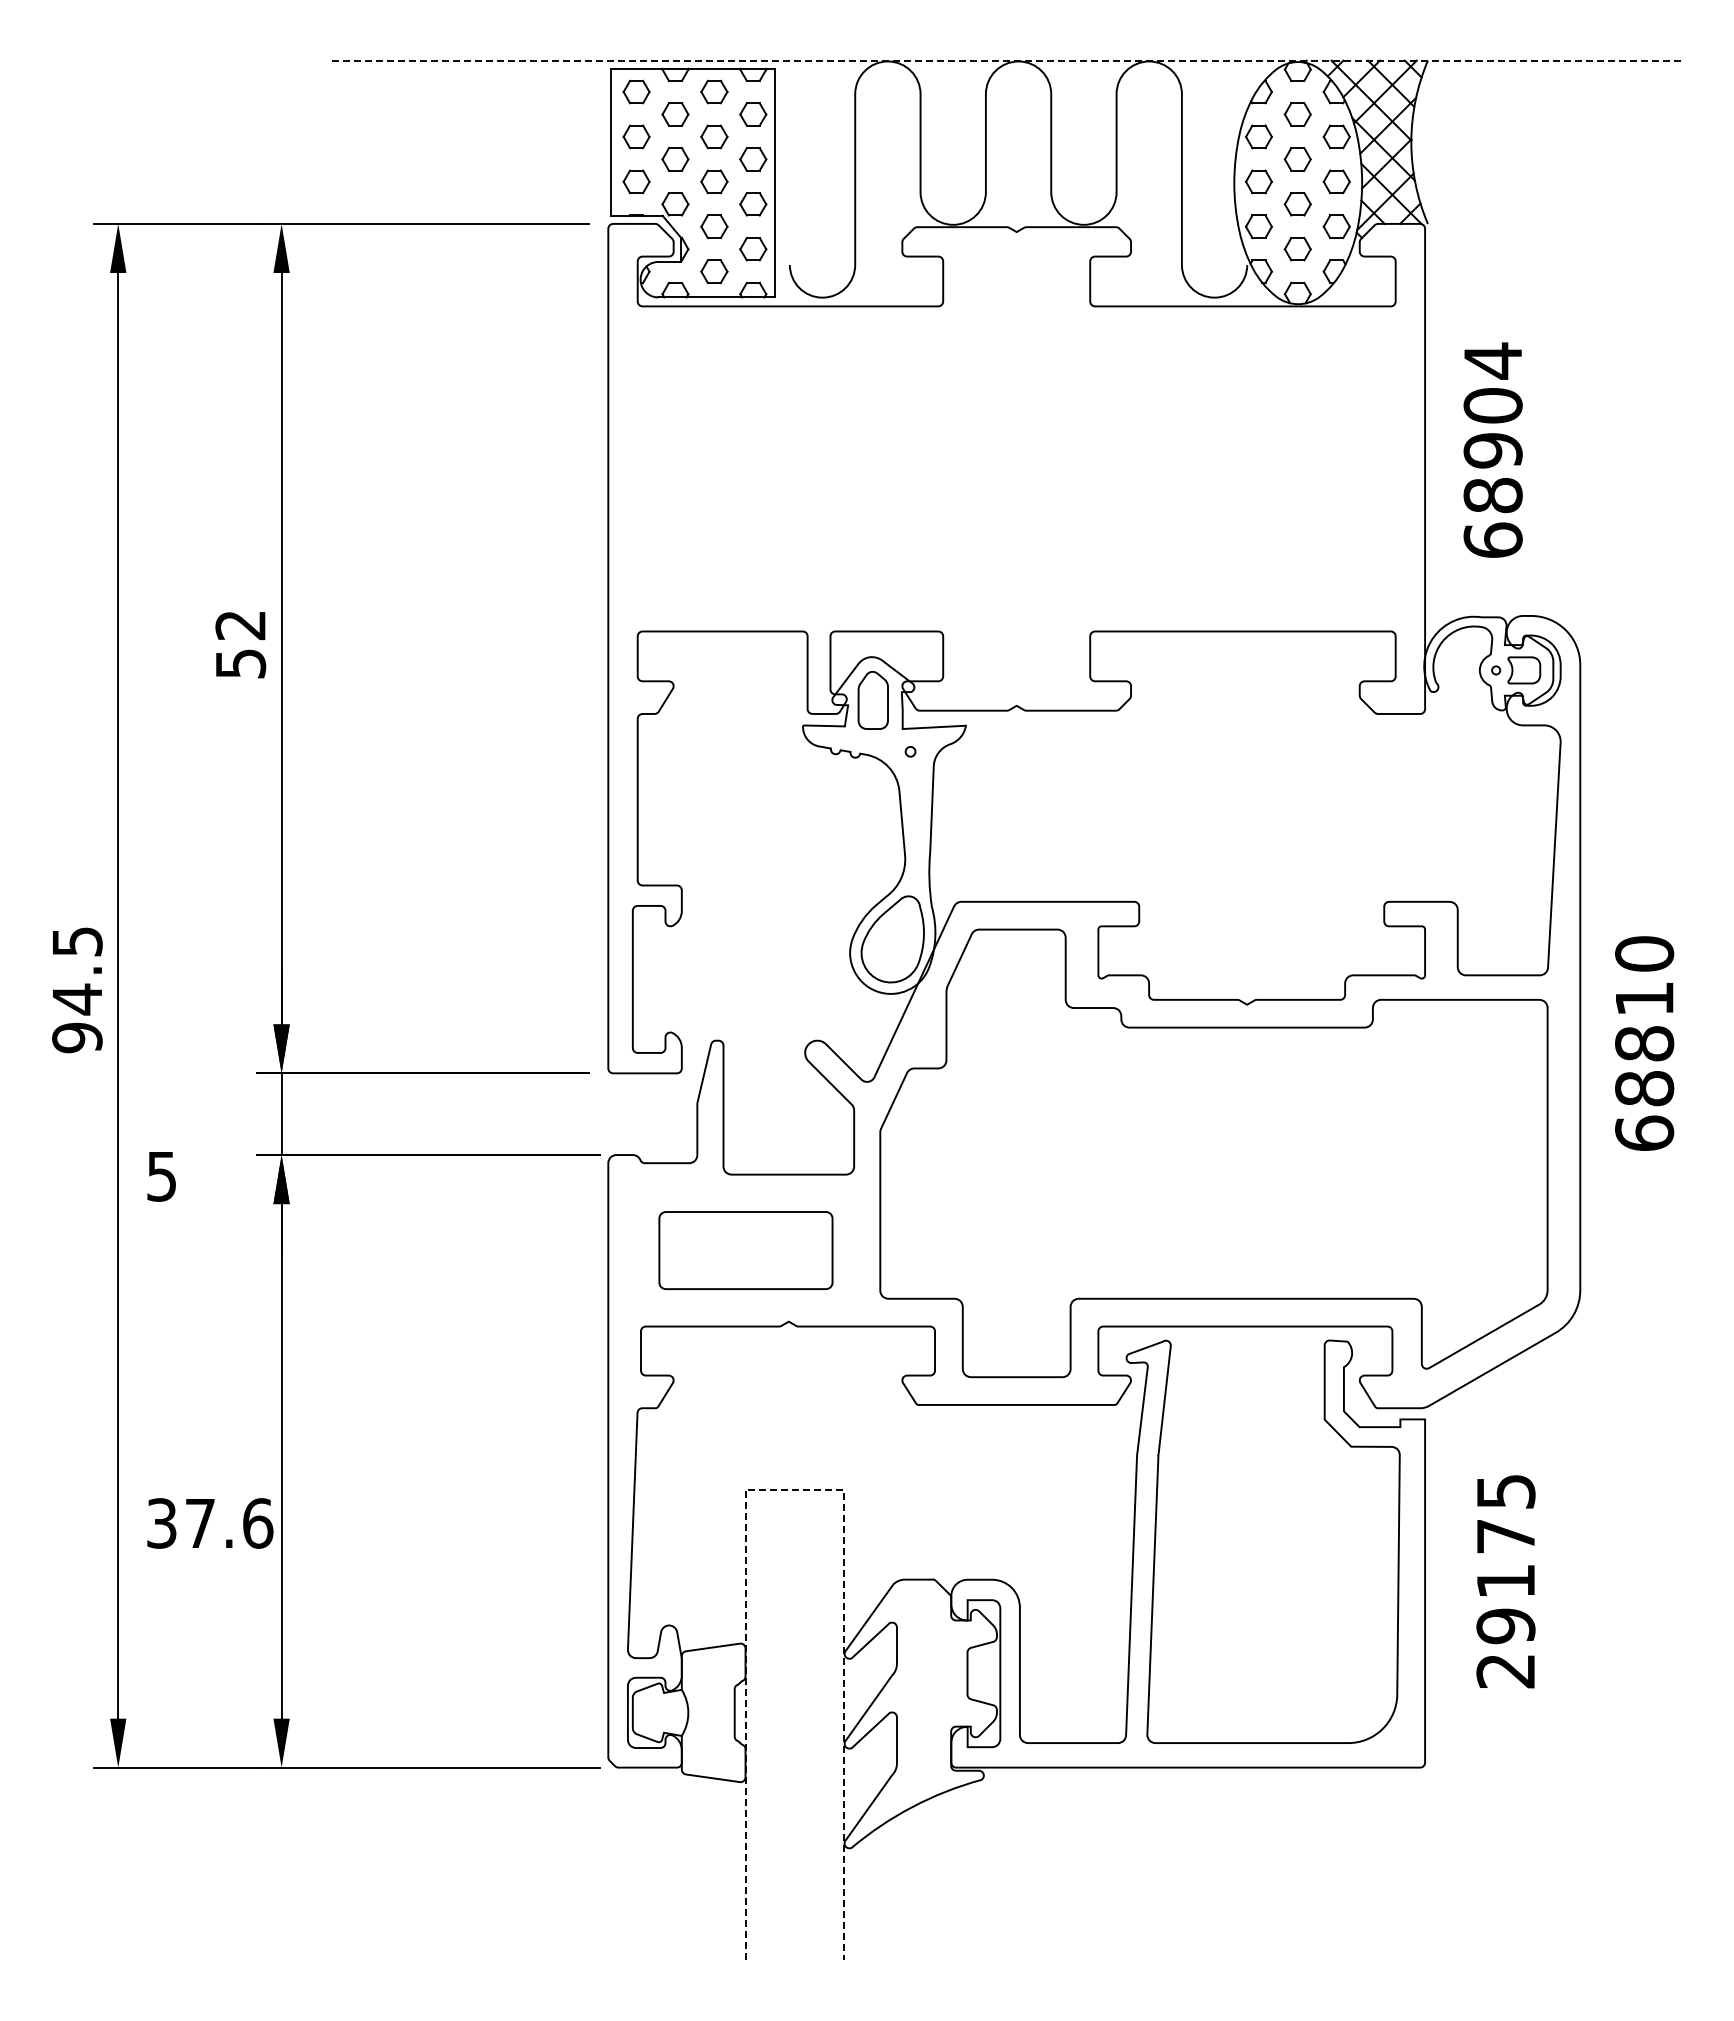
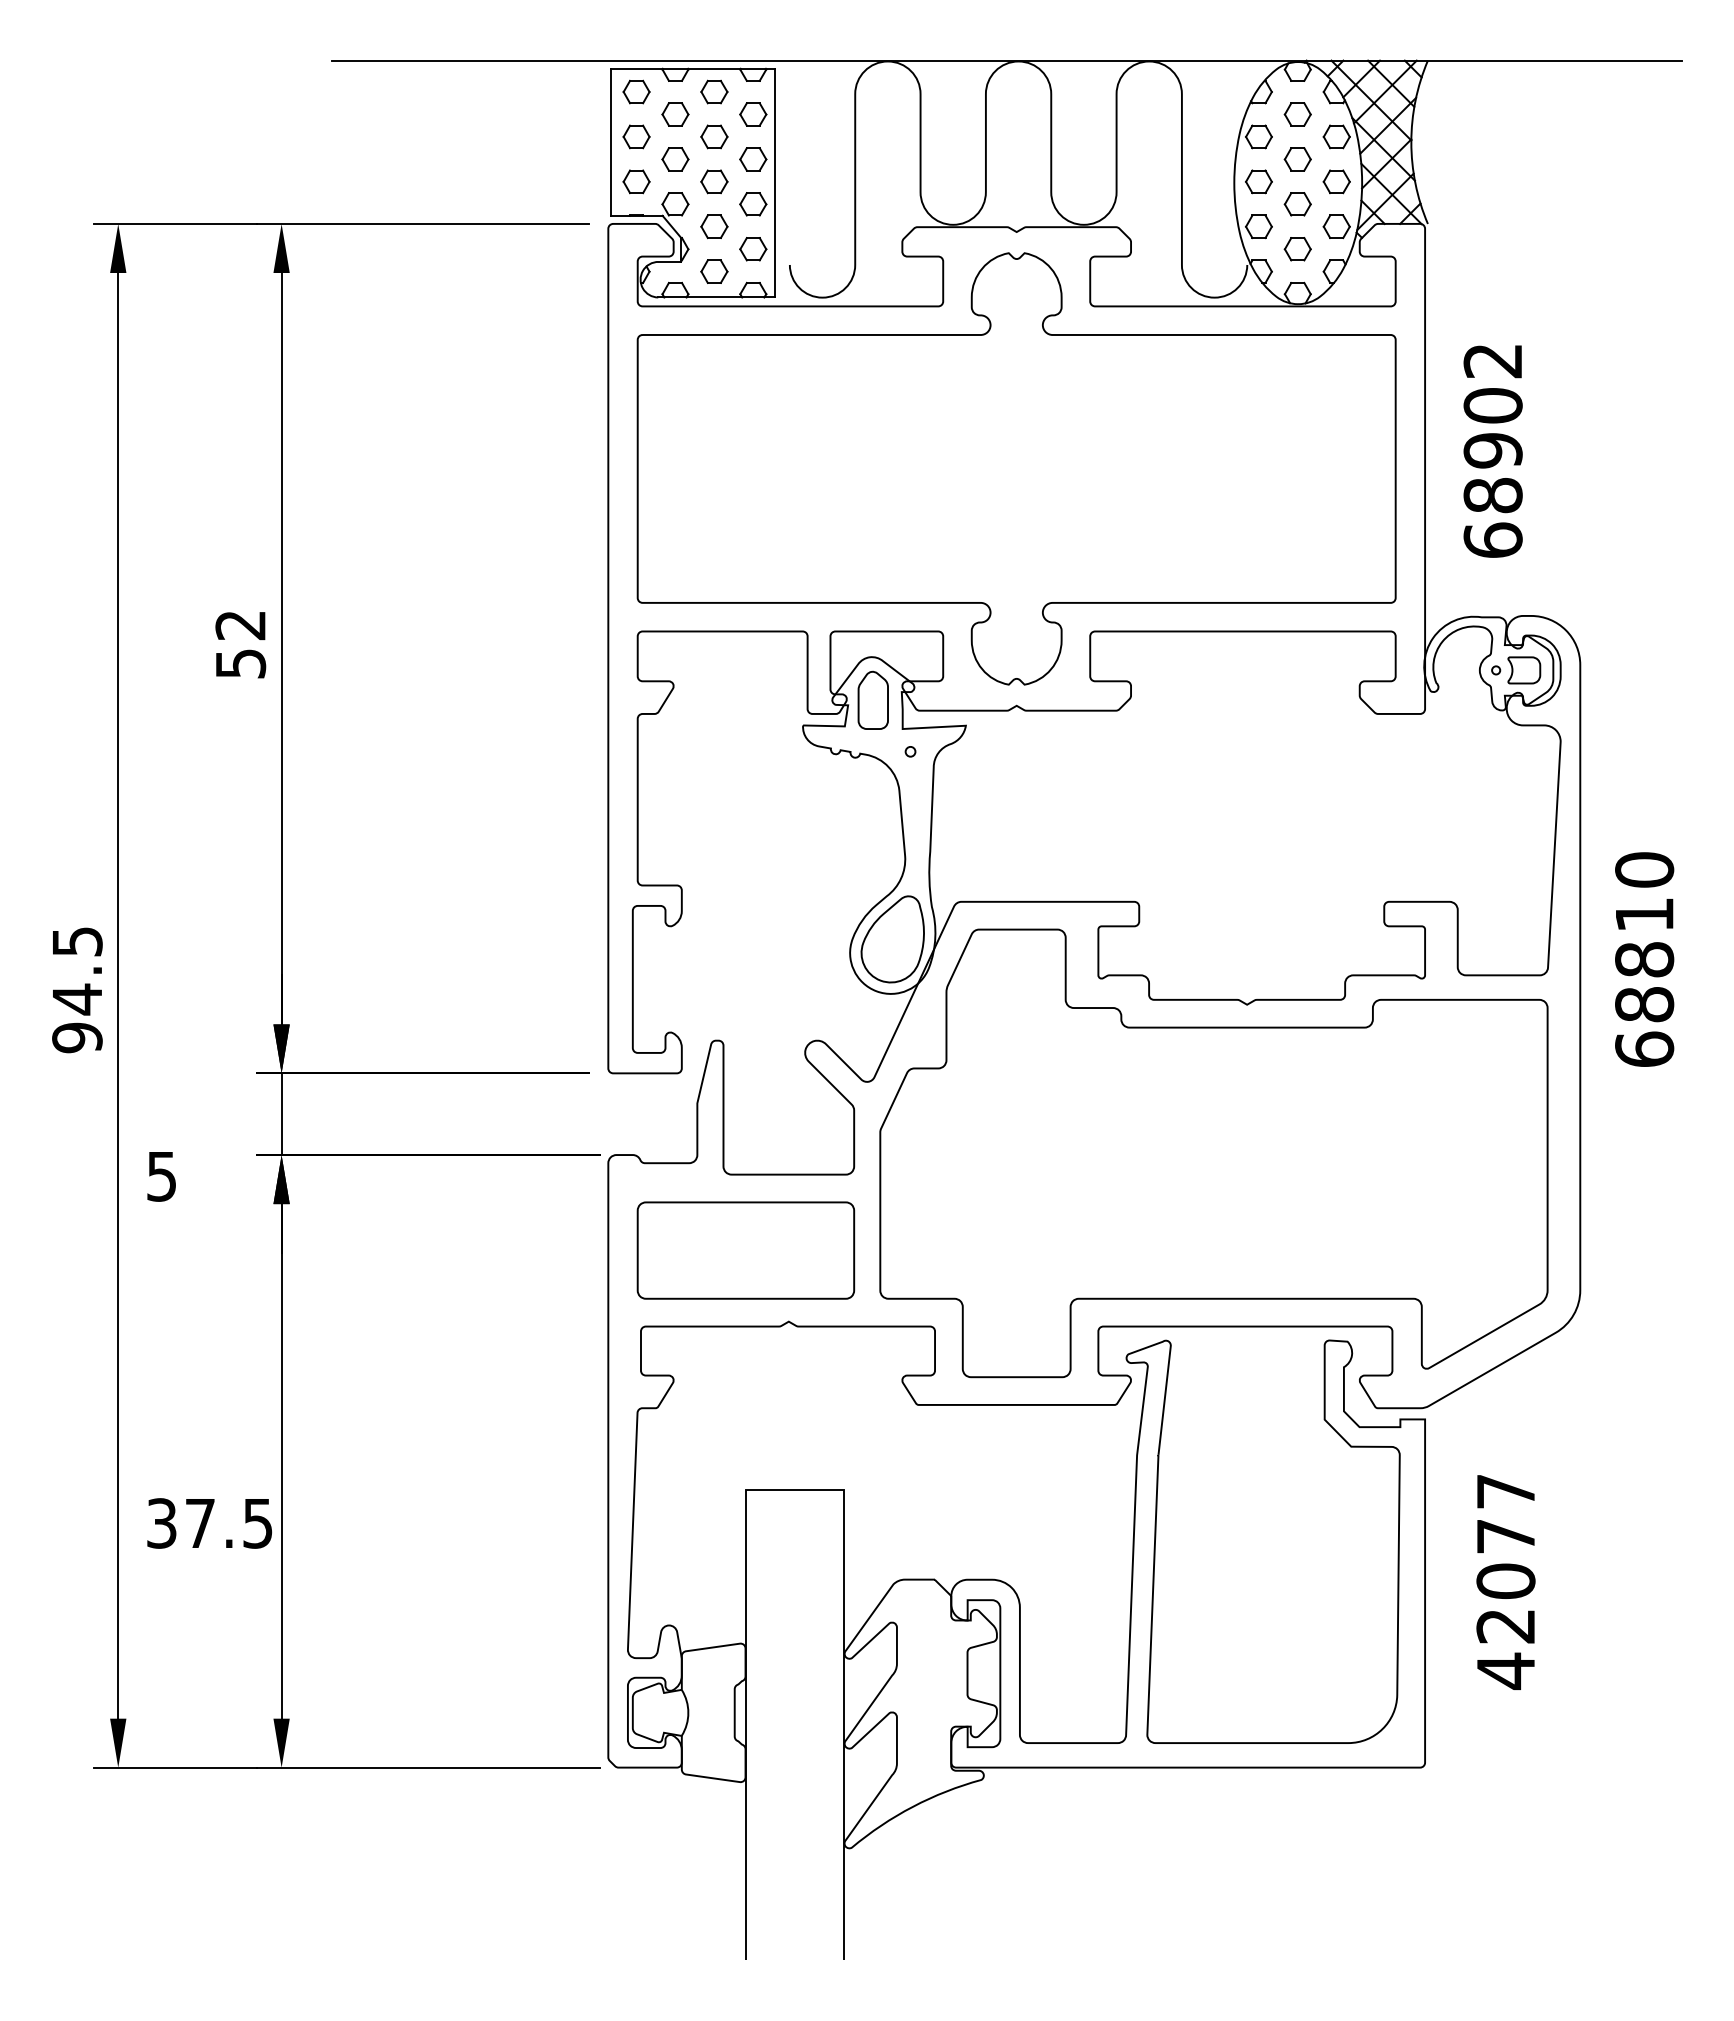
line: dashed -> solid (1006, 60)
text: 68904 -> 68902 (1492, 360)
part: none -> present (1016, 468)
text position: (1644, 1043) -> (1644, 959) (1644, 959)
part size: 176x79 px -> 220x99 px (745, 1250)
line: dashed -> solid (795, 1489)
text: 37.6 -> 37.5 (258, 1523)
text: 29175 -> 42077 (1505, 1582)
